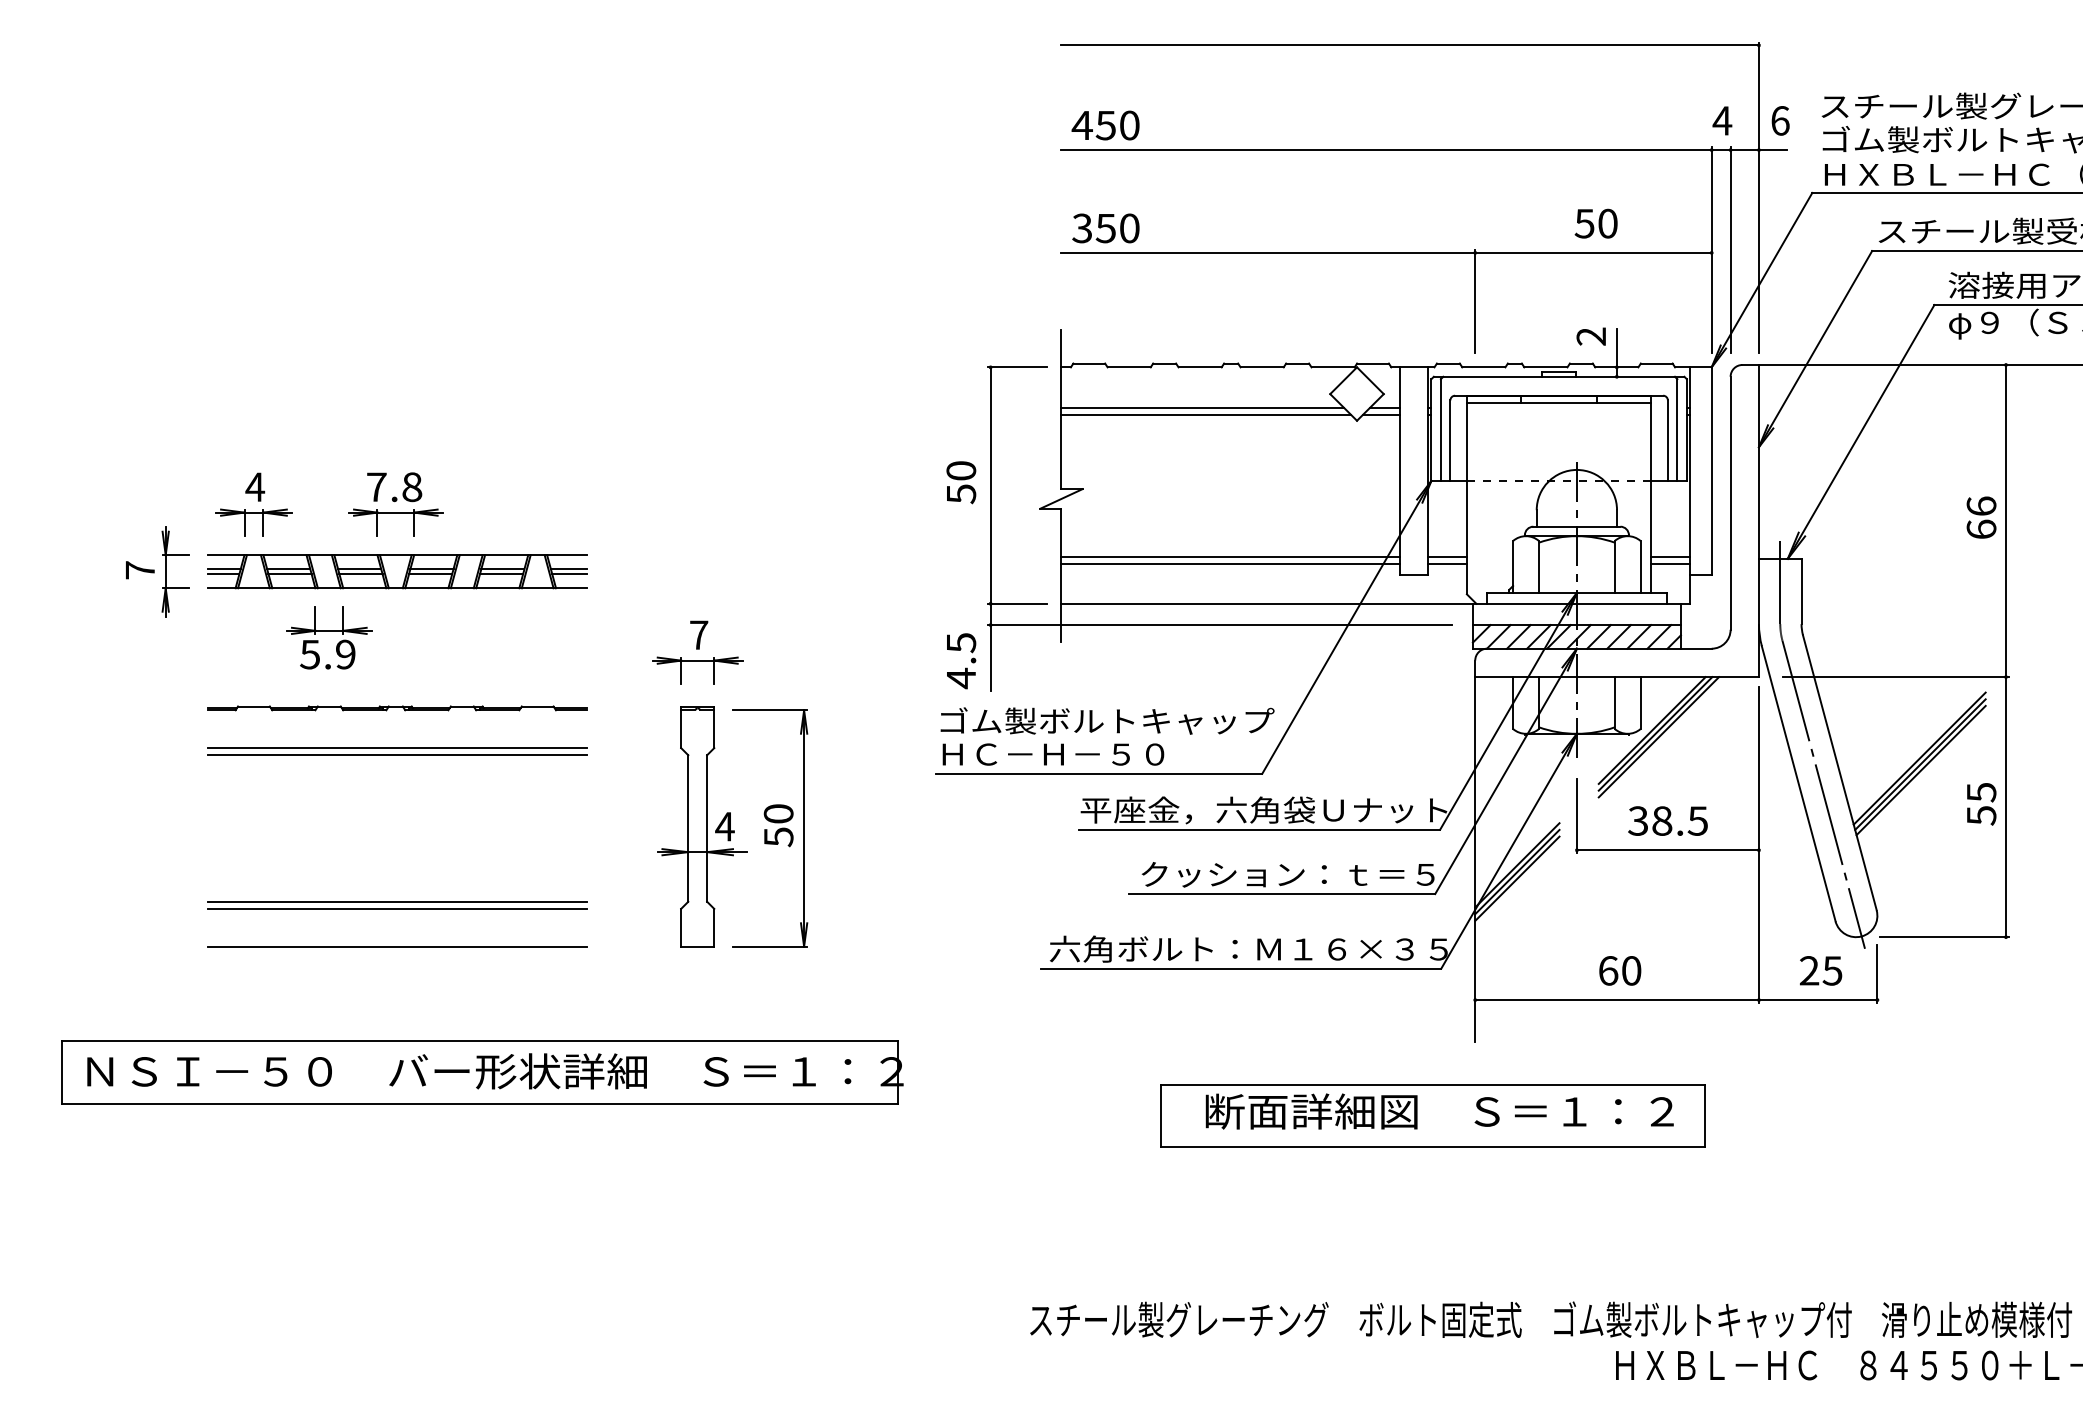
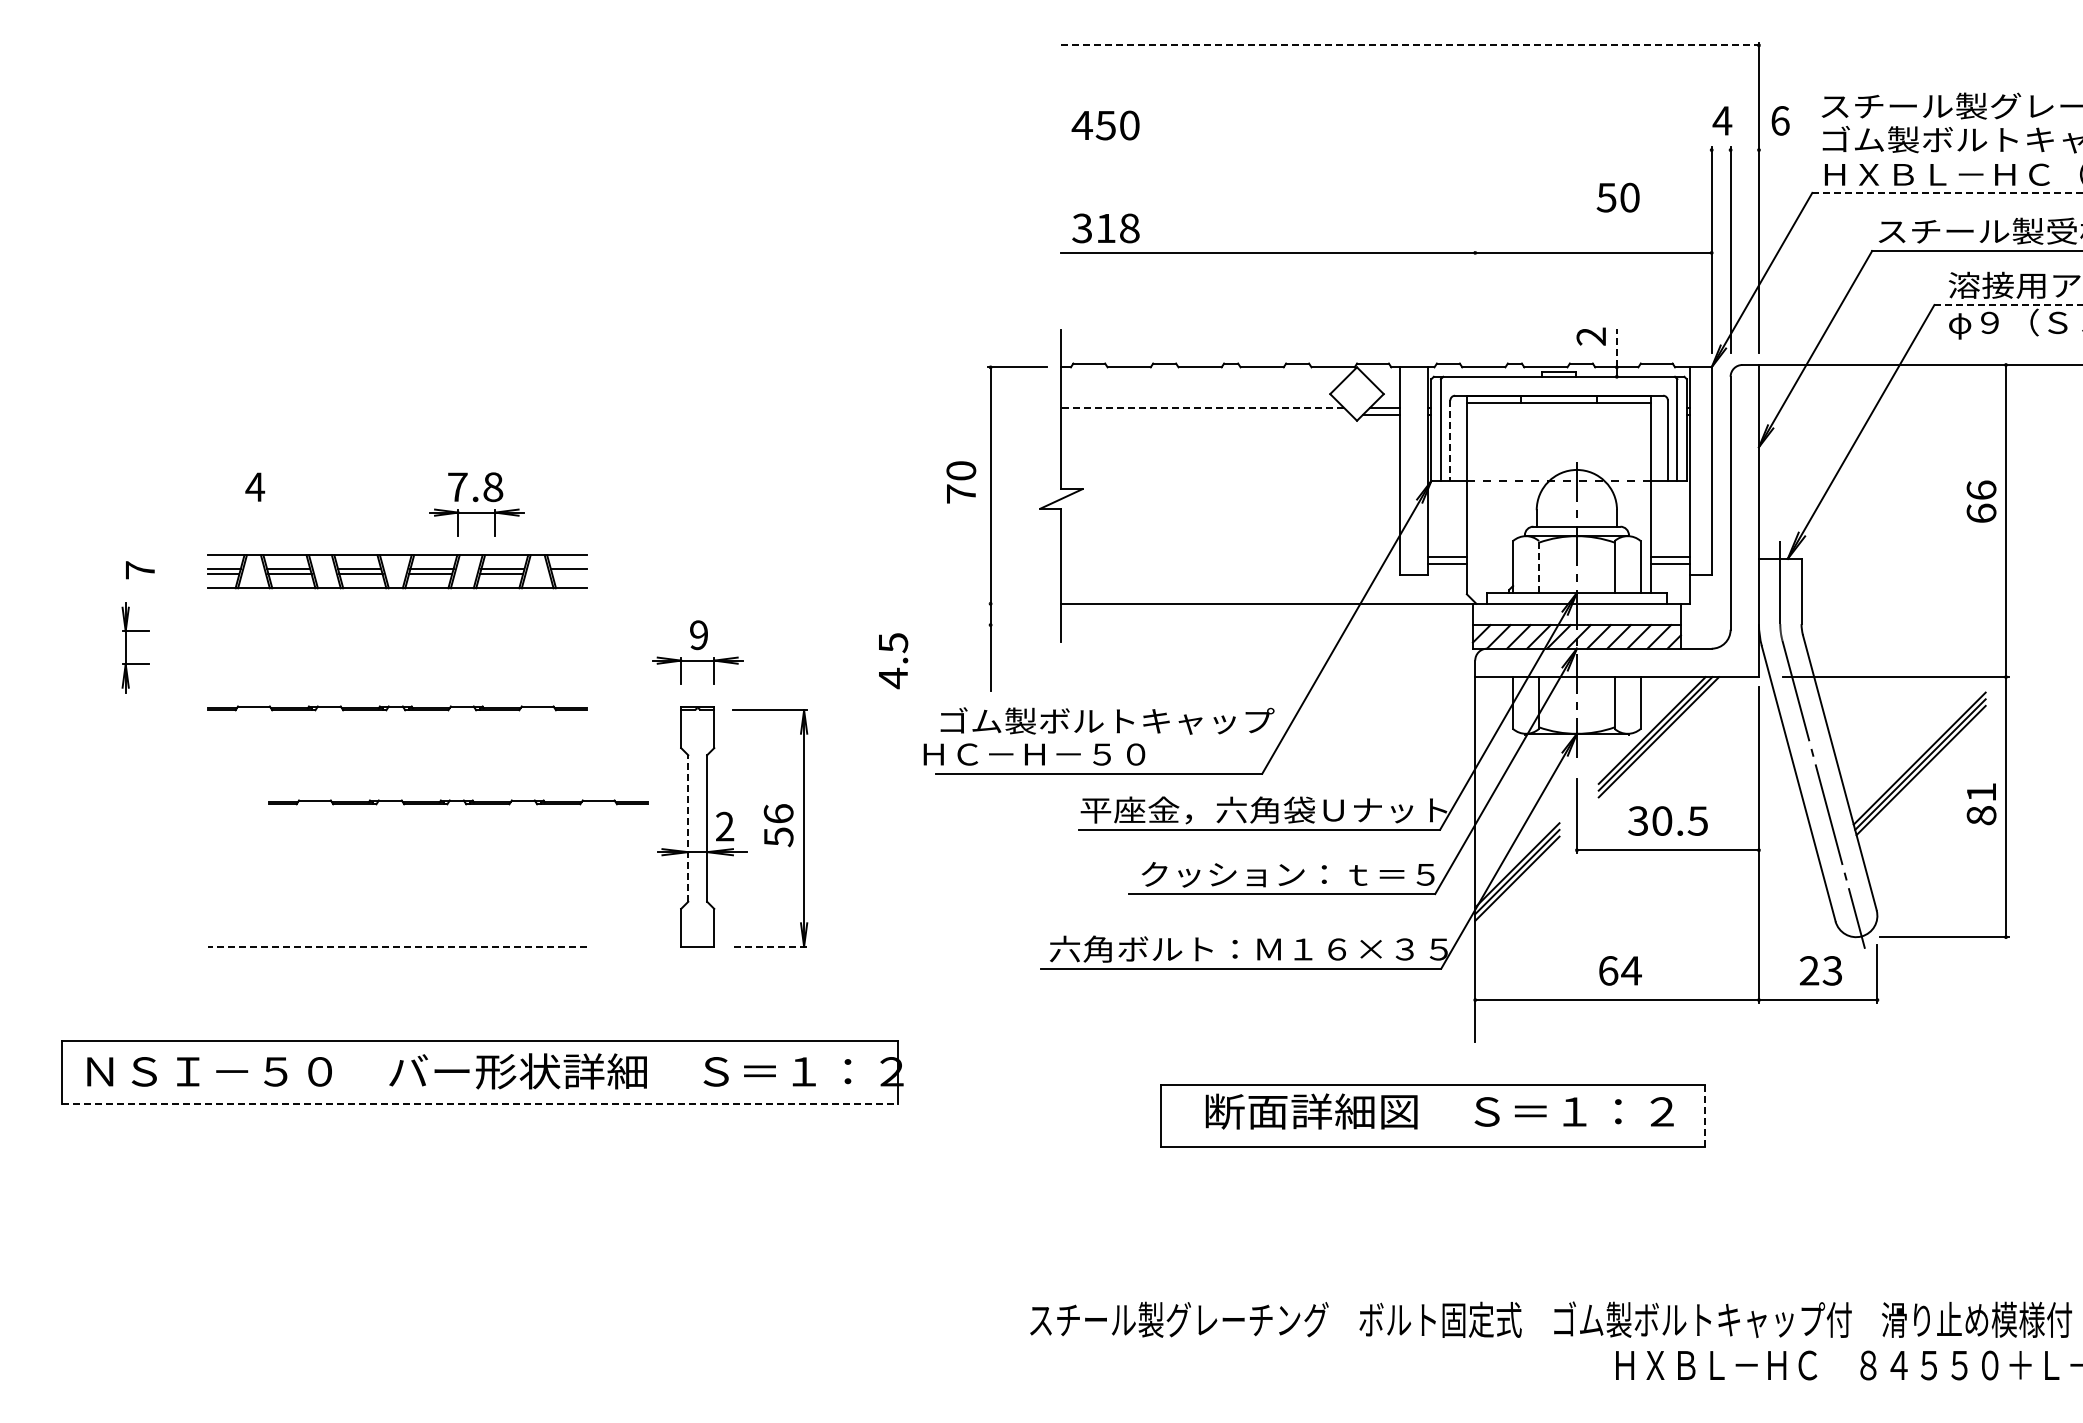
line: solid -> dashed (1410, 45)
line: present -> none (1423, 150)
line: solid -> dashed (1947, 192)
text position: (1595, 223) -> (1617, 197) (1617, 197)
text: 350 -> 318 (1117, 228)
line: present -> none (1475, 301)
line: solid -> dashed (2008, 305)
line: solid -> dashed (1616, 347)
line: solid -> dashed (1201, 407)
line: present -> none (1205, 414)
line: solid -> dashed (1450, 441)
text: 50 -> 70 (961, 494)
part position: (395, 504) -> (476, 504) (476, 504)
text position: (1981, 517) -> (1981, 501) (1981, 501)
part: present -> none (245, 522)
line: present -> none (1230, 556)
line: present -> none (1230, 563)
line: solid -> dashed (1539, 567)
part position: (166, 571) -> (126, 647) (126, 647)
line: present -> none (569, 574)
line: present -> none (1017, 603)
line: present -> none (1219, 625)
text: 7 -> 9 (699, 635)
part: present -> none (329, 637)
text position: (961, 661) -> (893, 661) (893, 661)
line: present -> none (397, 748)
text position: (1053, 754) -> (1034, 754) (1034, 754)
line: present -> none (397, 755)
part: none -> present (458, 802)
text: 55 -> 81 (1981, 804)
text: 50 -> 56 (778, 813)
text: 38.5 -> 30.5 (1662, 820)
text: 4 -> 2 (724, 826)
line: solid -> dashed (688, 828)
line: present -> none (397, 901)
line: present -> none (397, 908)
line: solid -> dashed (396, 946)
line: solid -> dashed (770, 946)
text: 60 -> 64 (1631, 970)
text: 25 -> 23 (1832, 970)
line: solid -> dashed (480, 1104)
line: solid -> dashed (1705, 1116)
